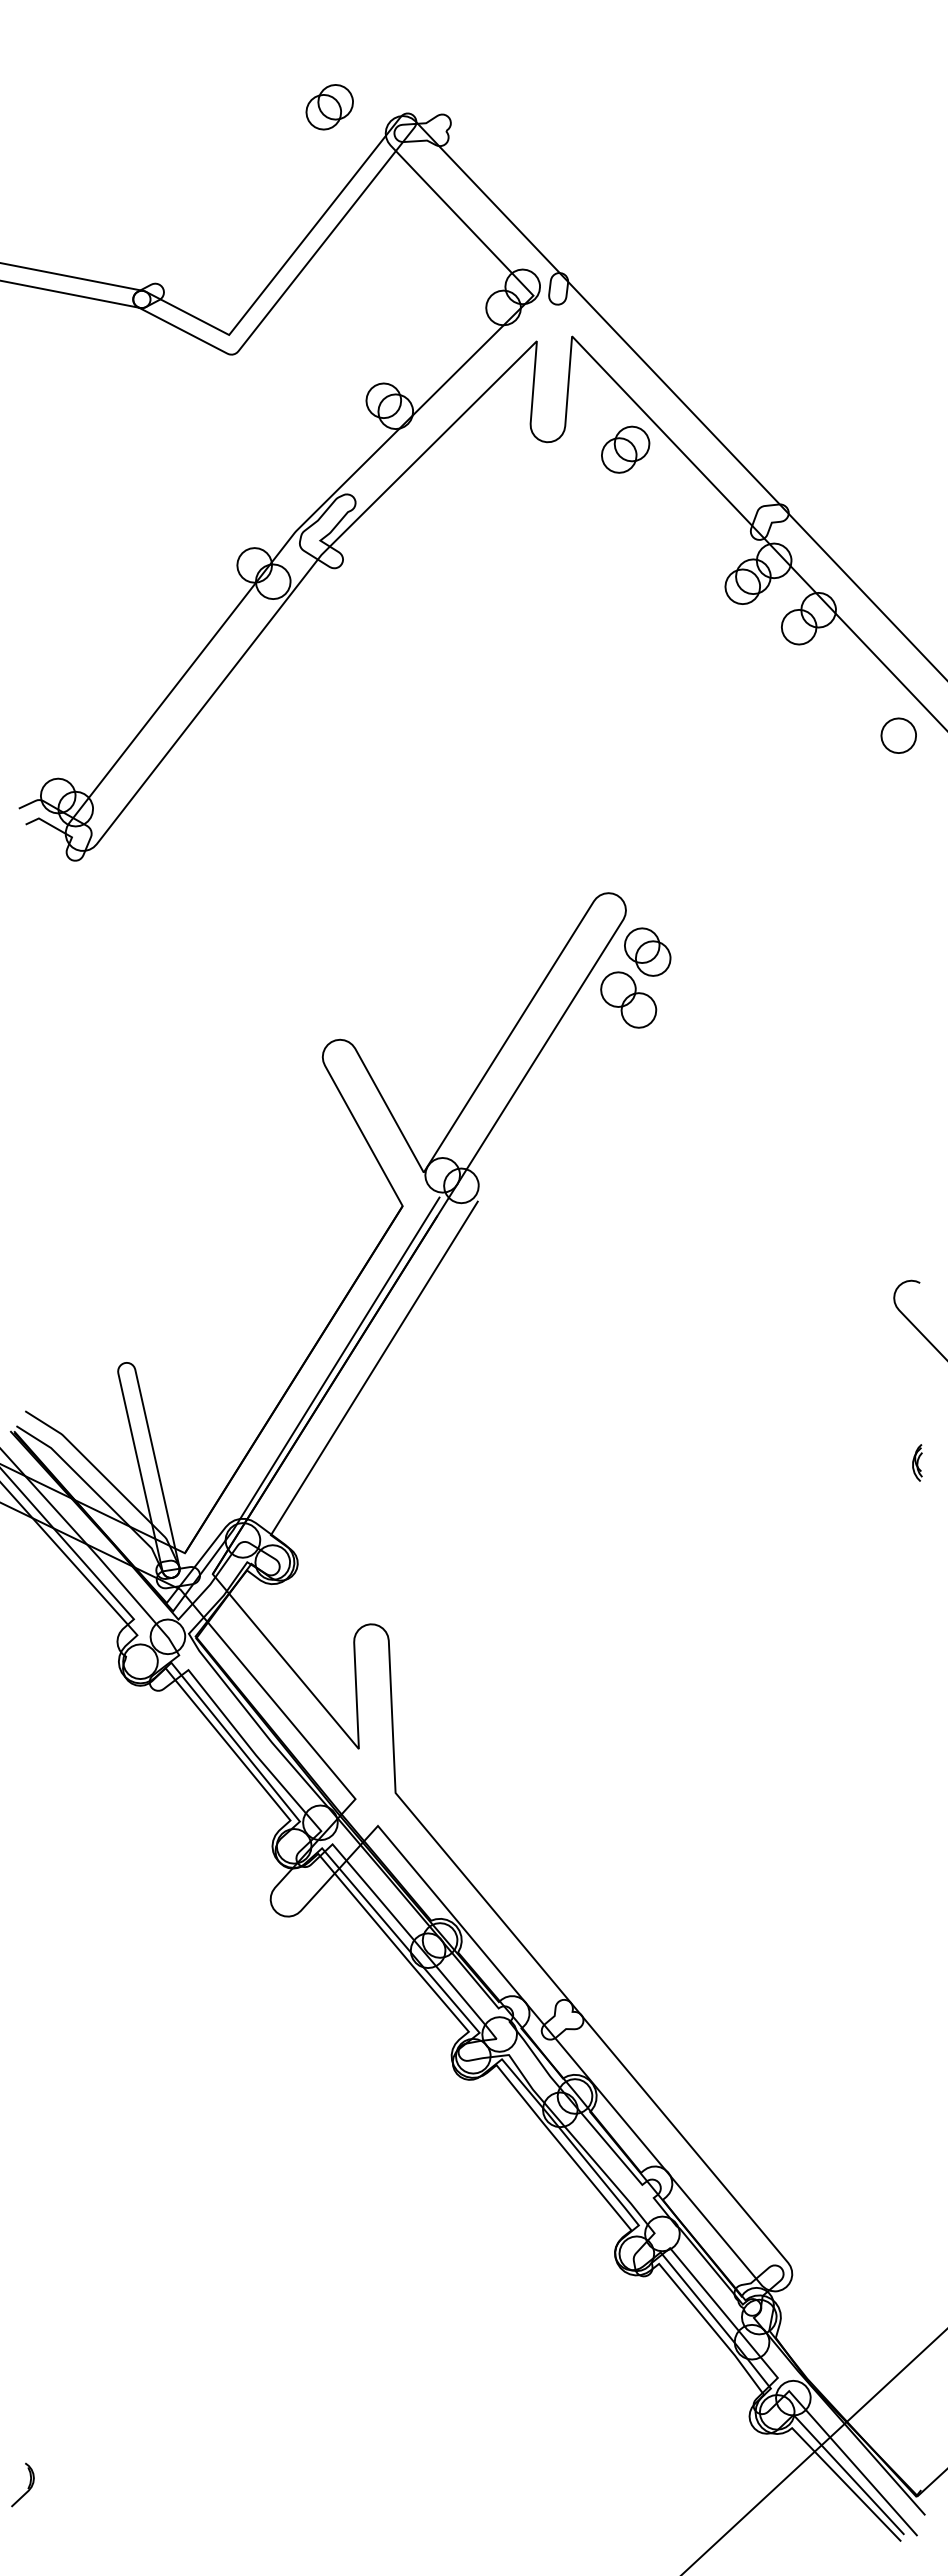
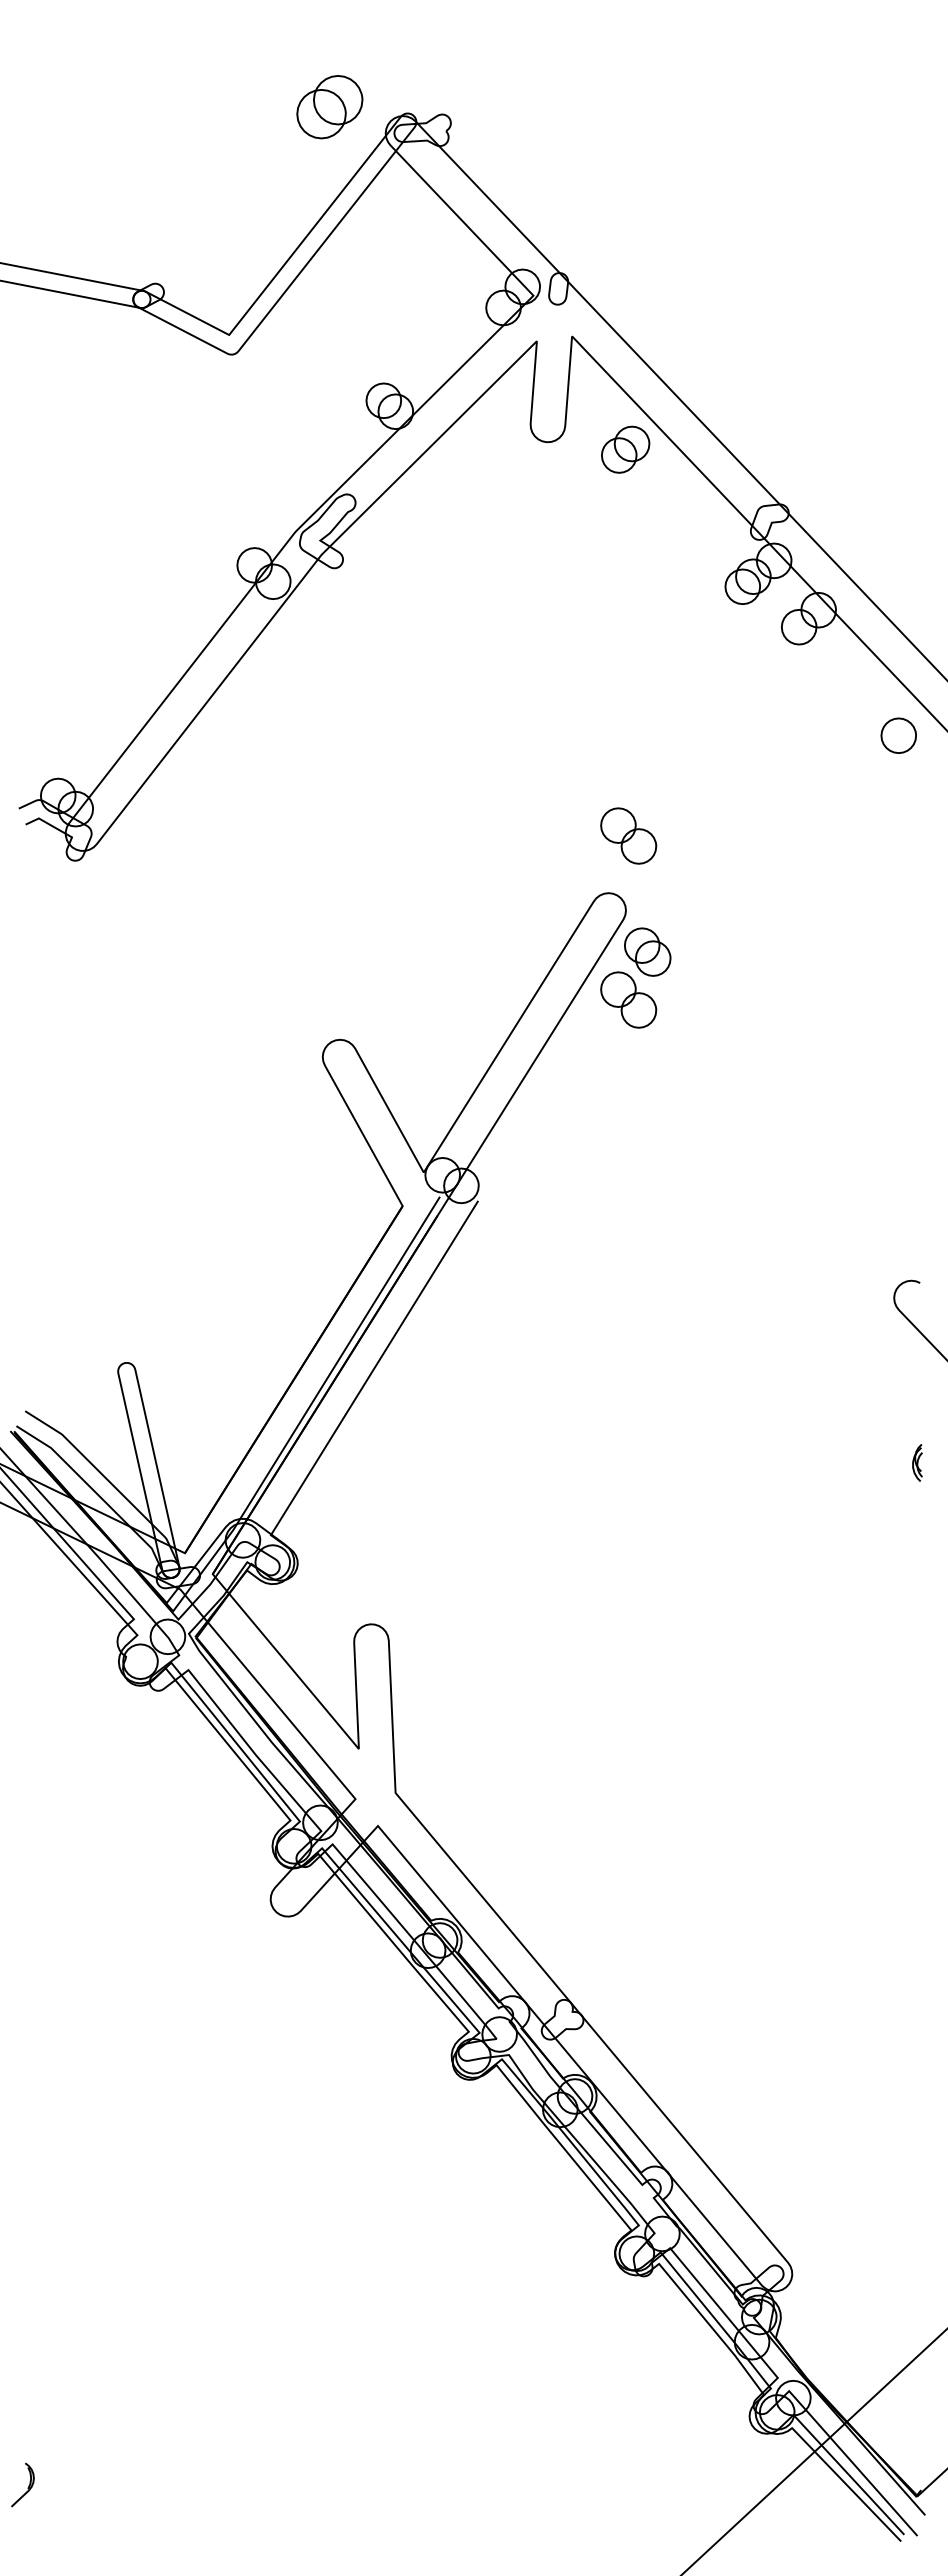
part size: 49x47 px -> 68x65 px (329, 107)
part: none -> present (628, 835)
